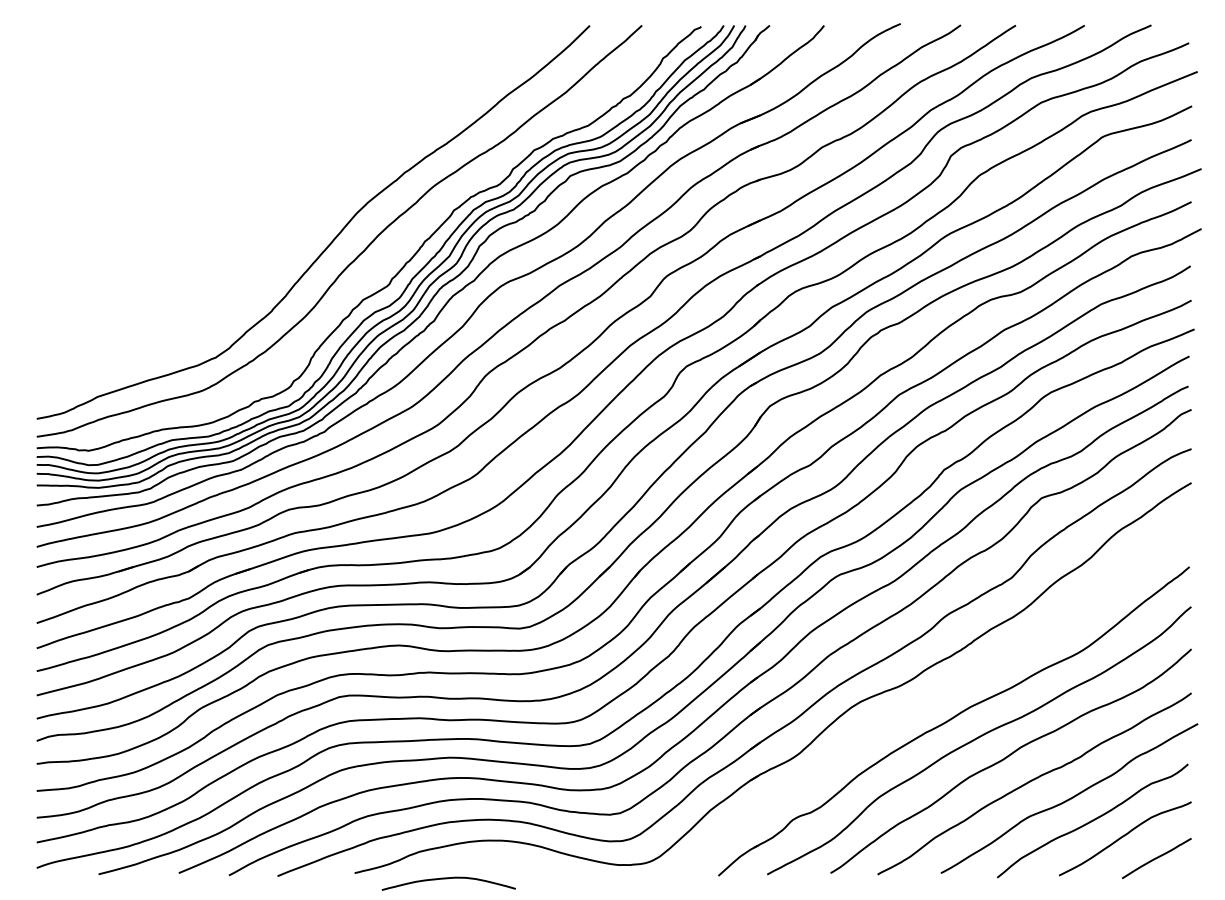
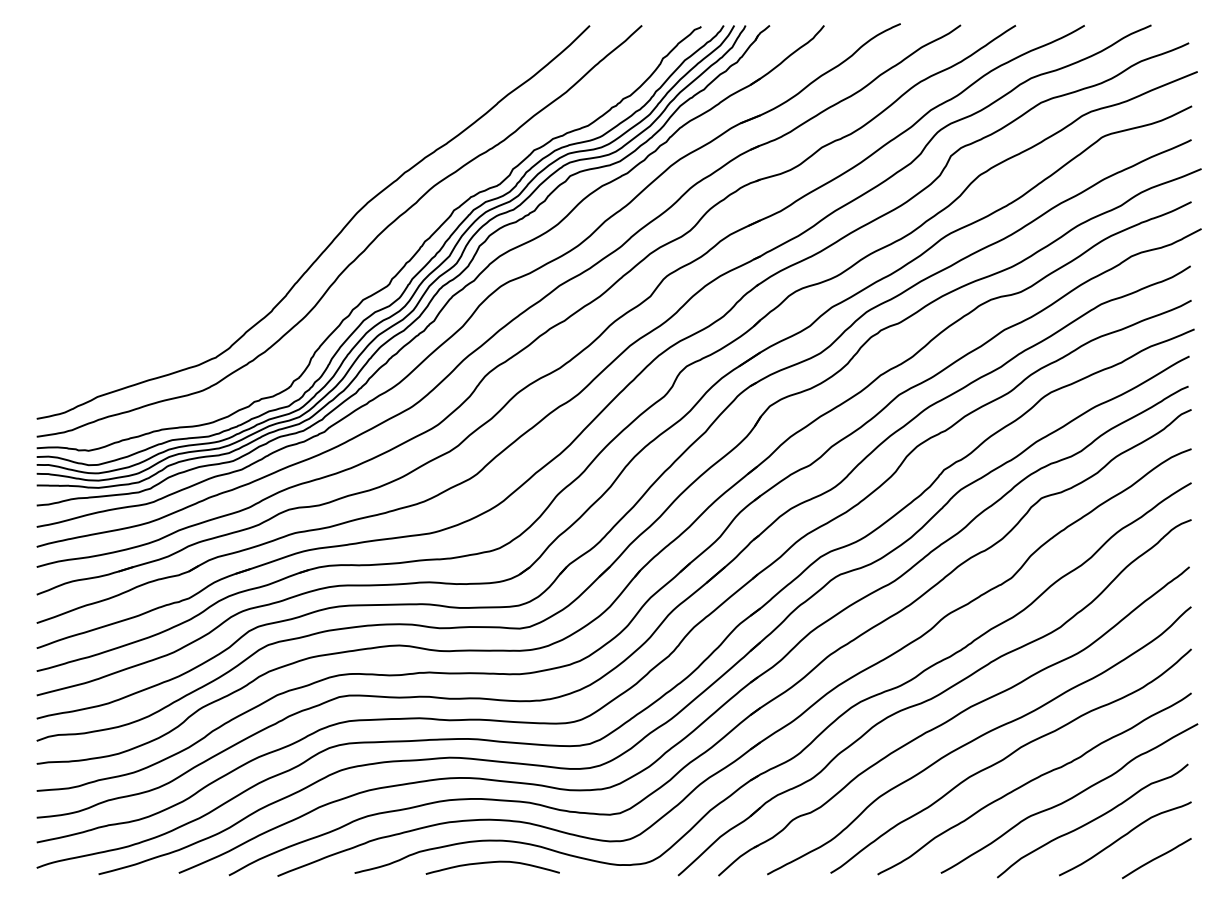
part: none -> present (934, 697)
curve position: (447, 879) -> (491, 863) (491, 863)
